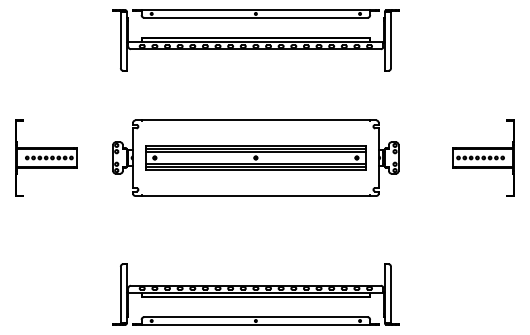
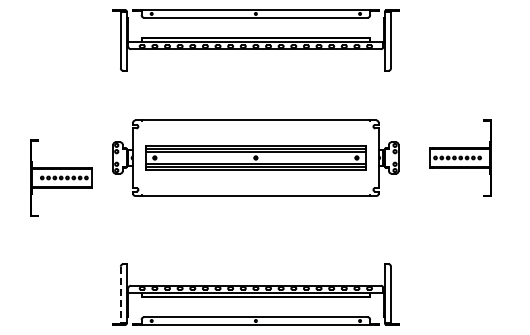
part position: (46, 157) -> (61, 177) (61, 177)
part position: (483, 157) -> (460, 157) (460, 157)
line: solid -> dashed (120, 295)
